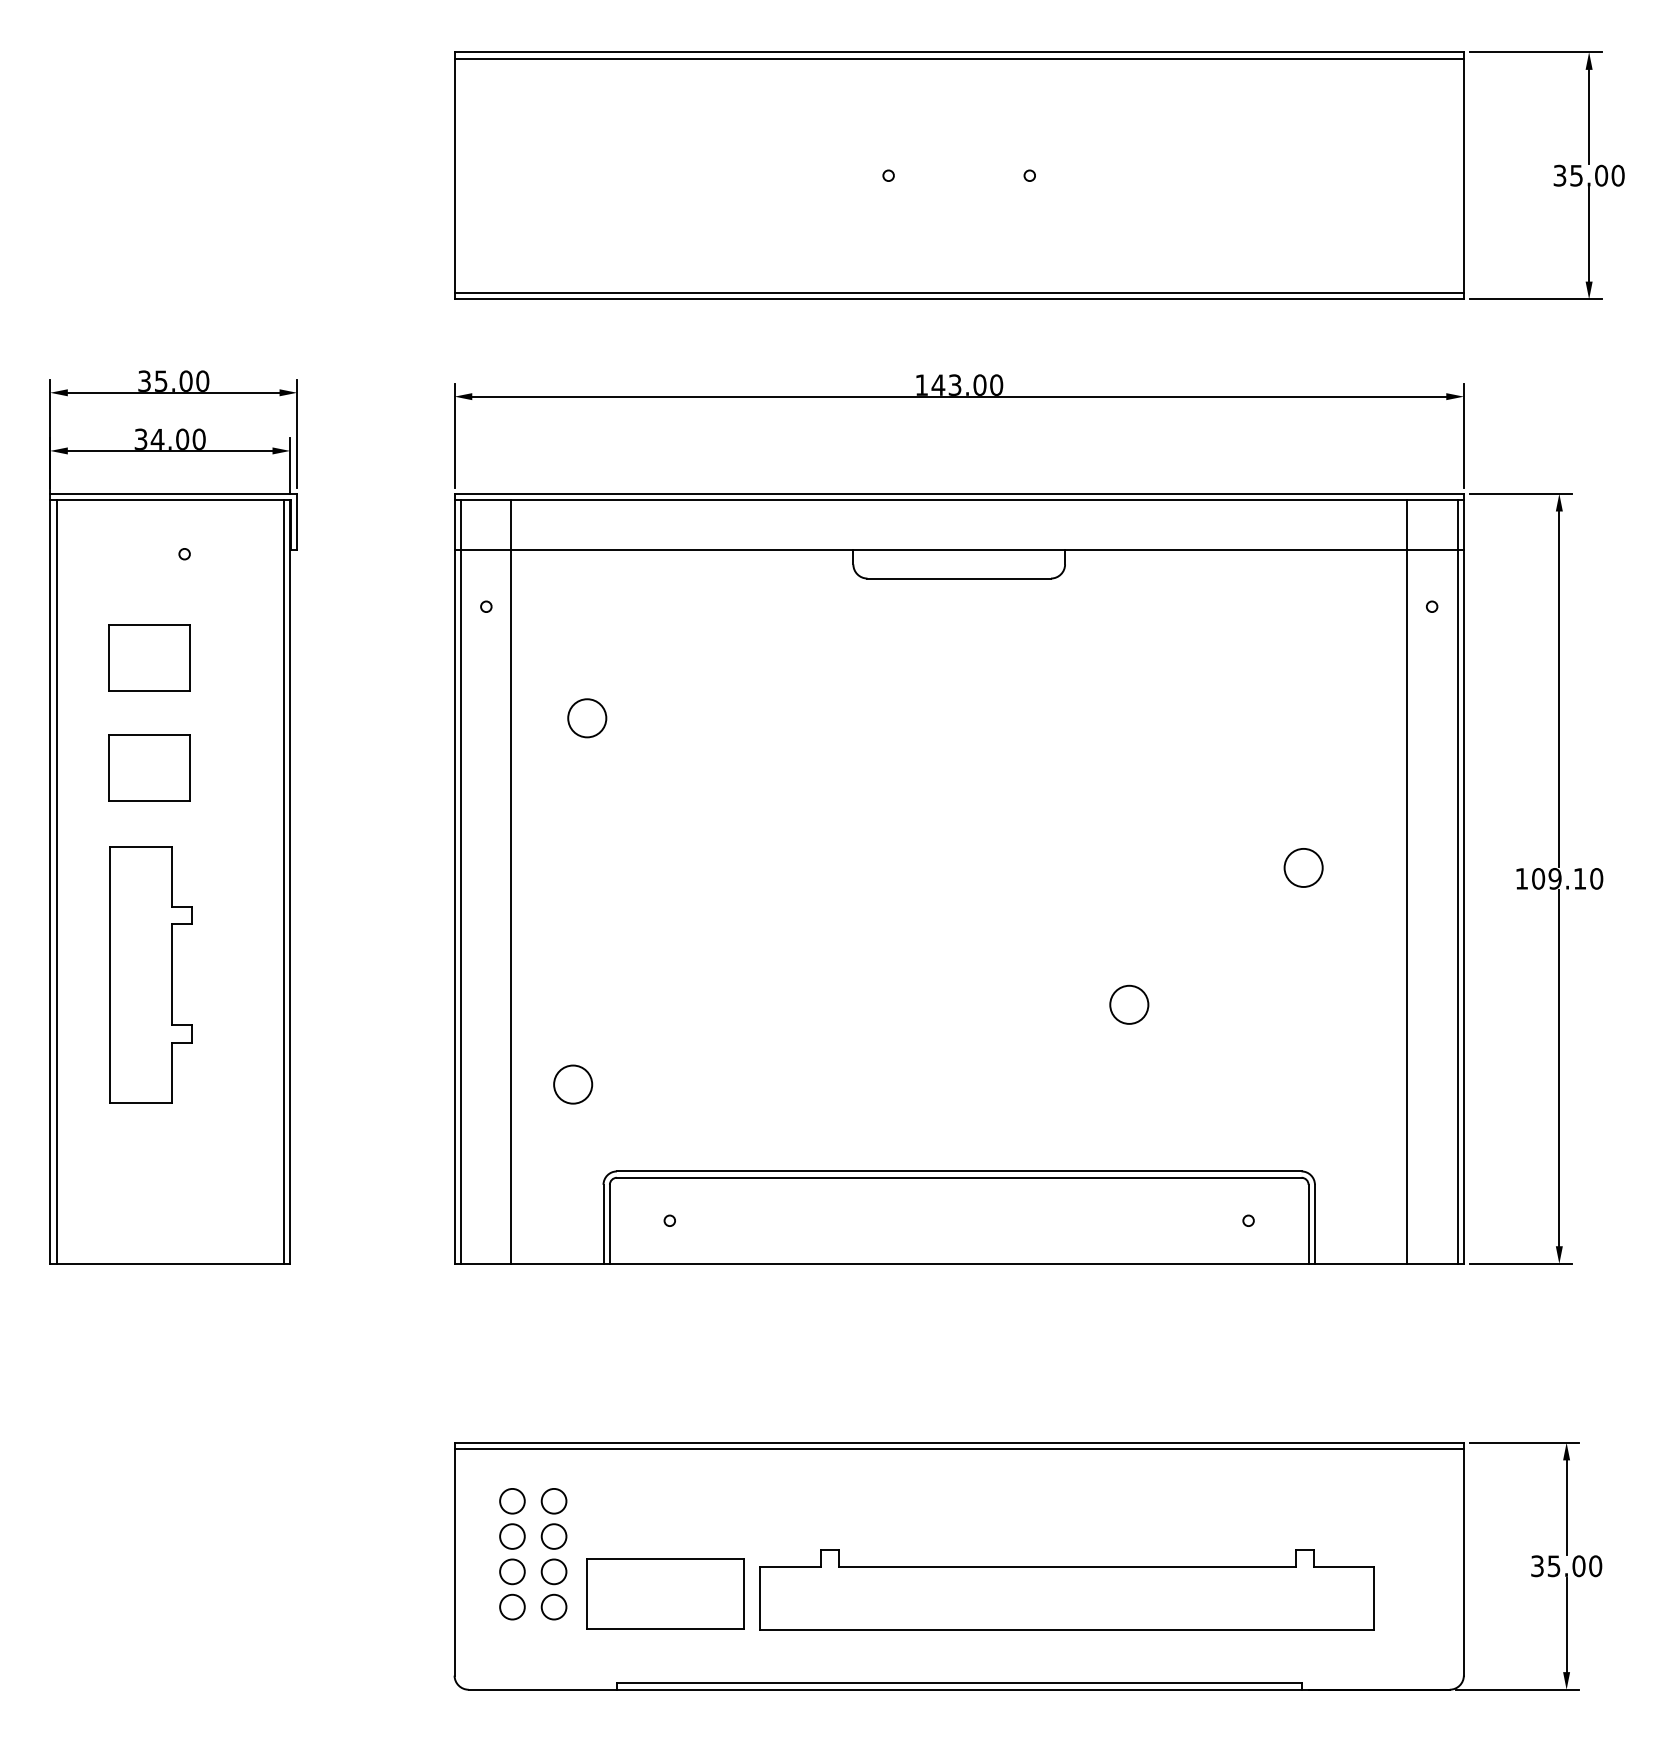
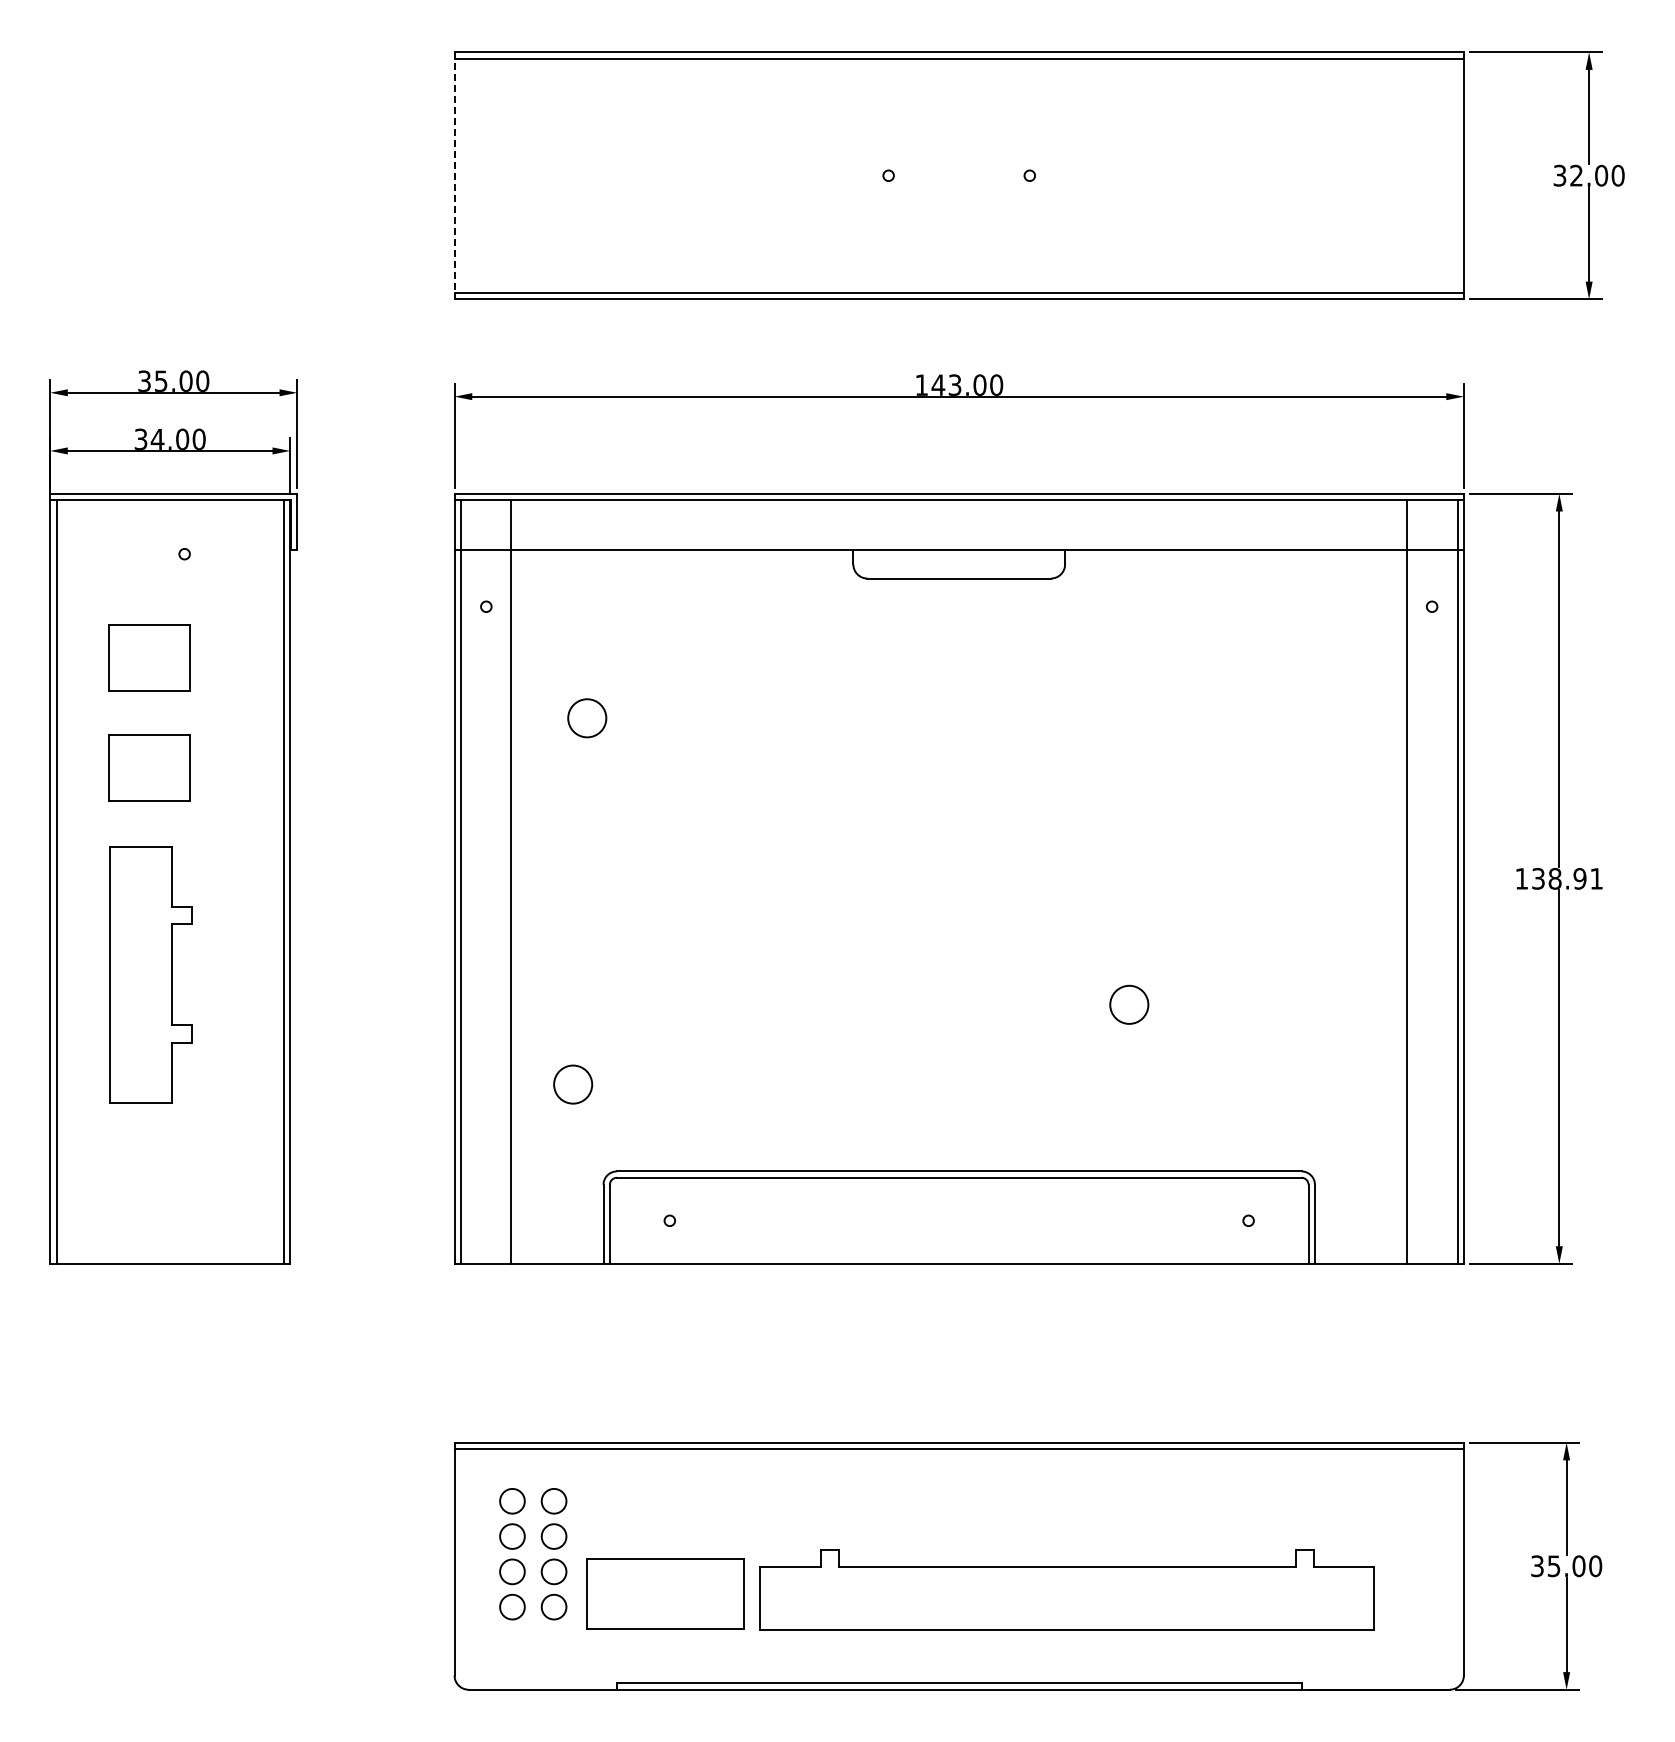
line: solid -> dashed (454, 175)
text: 35.00 -> 32.00 (1576, 175)
circle: present -> none (1303, 867)
text: 109.10 -> 138.91 (1567, 878)
